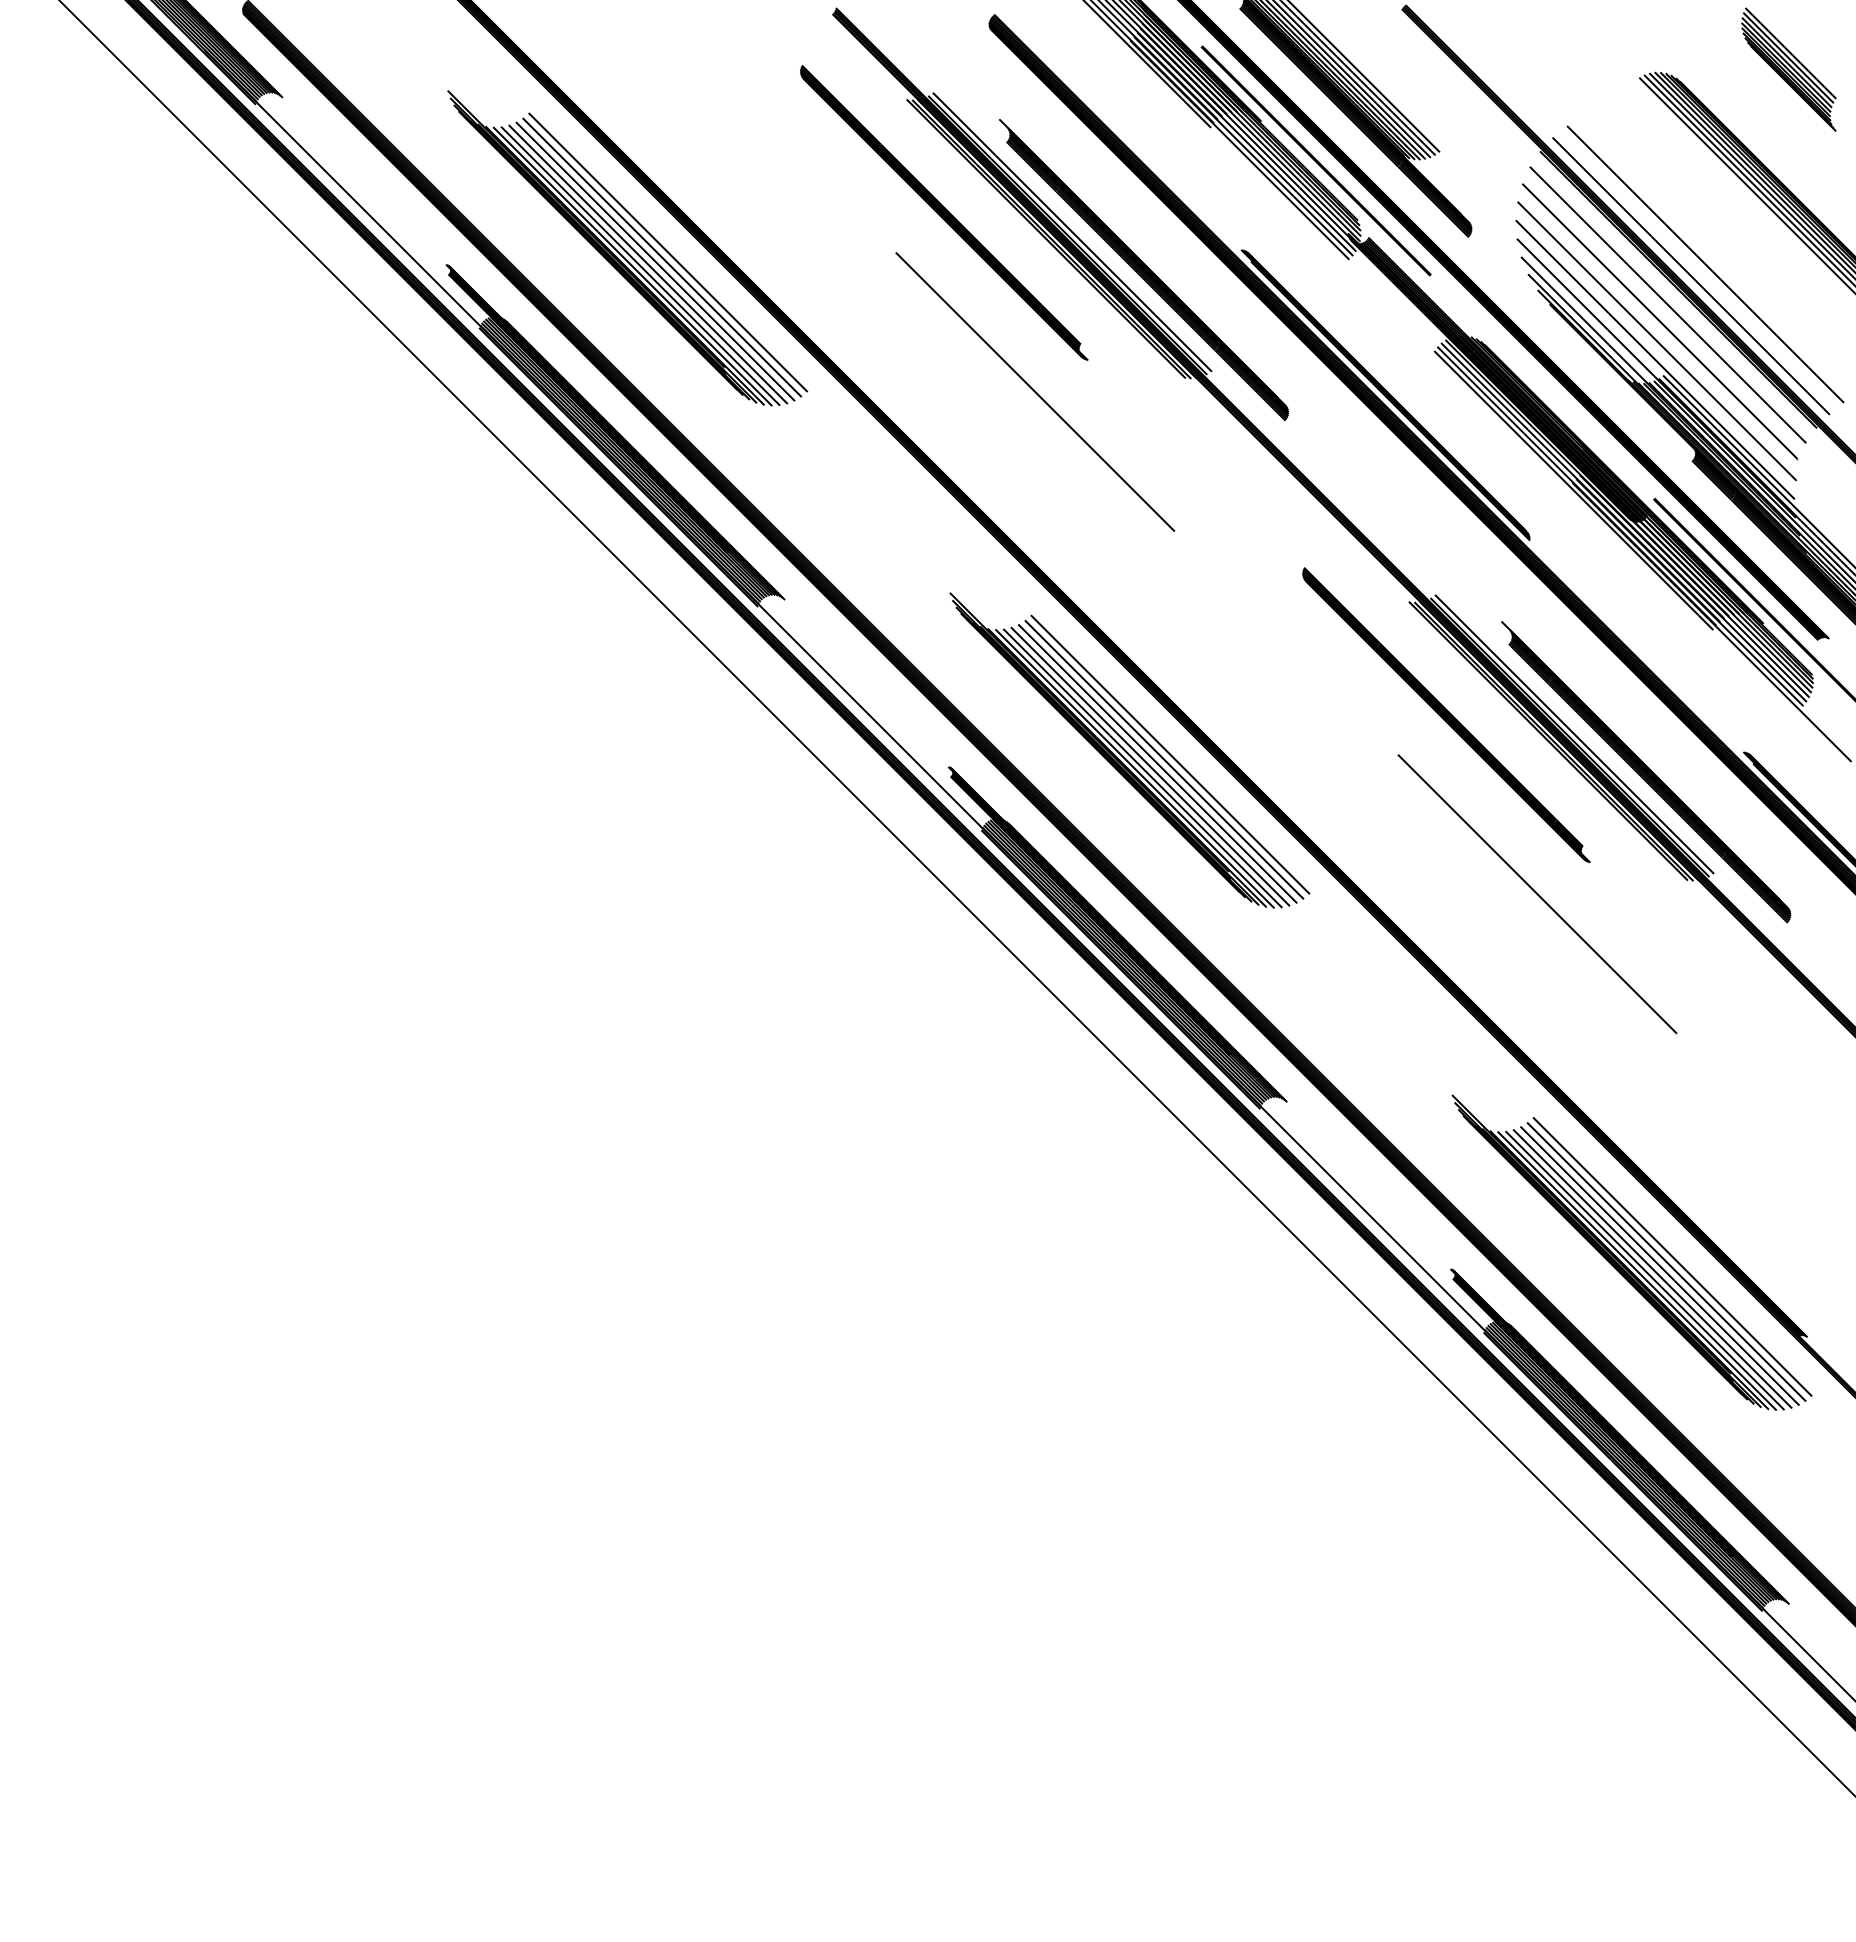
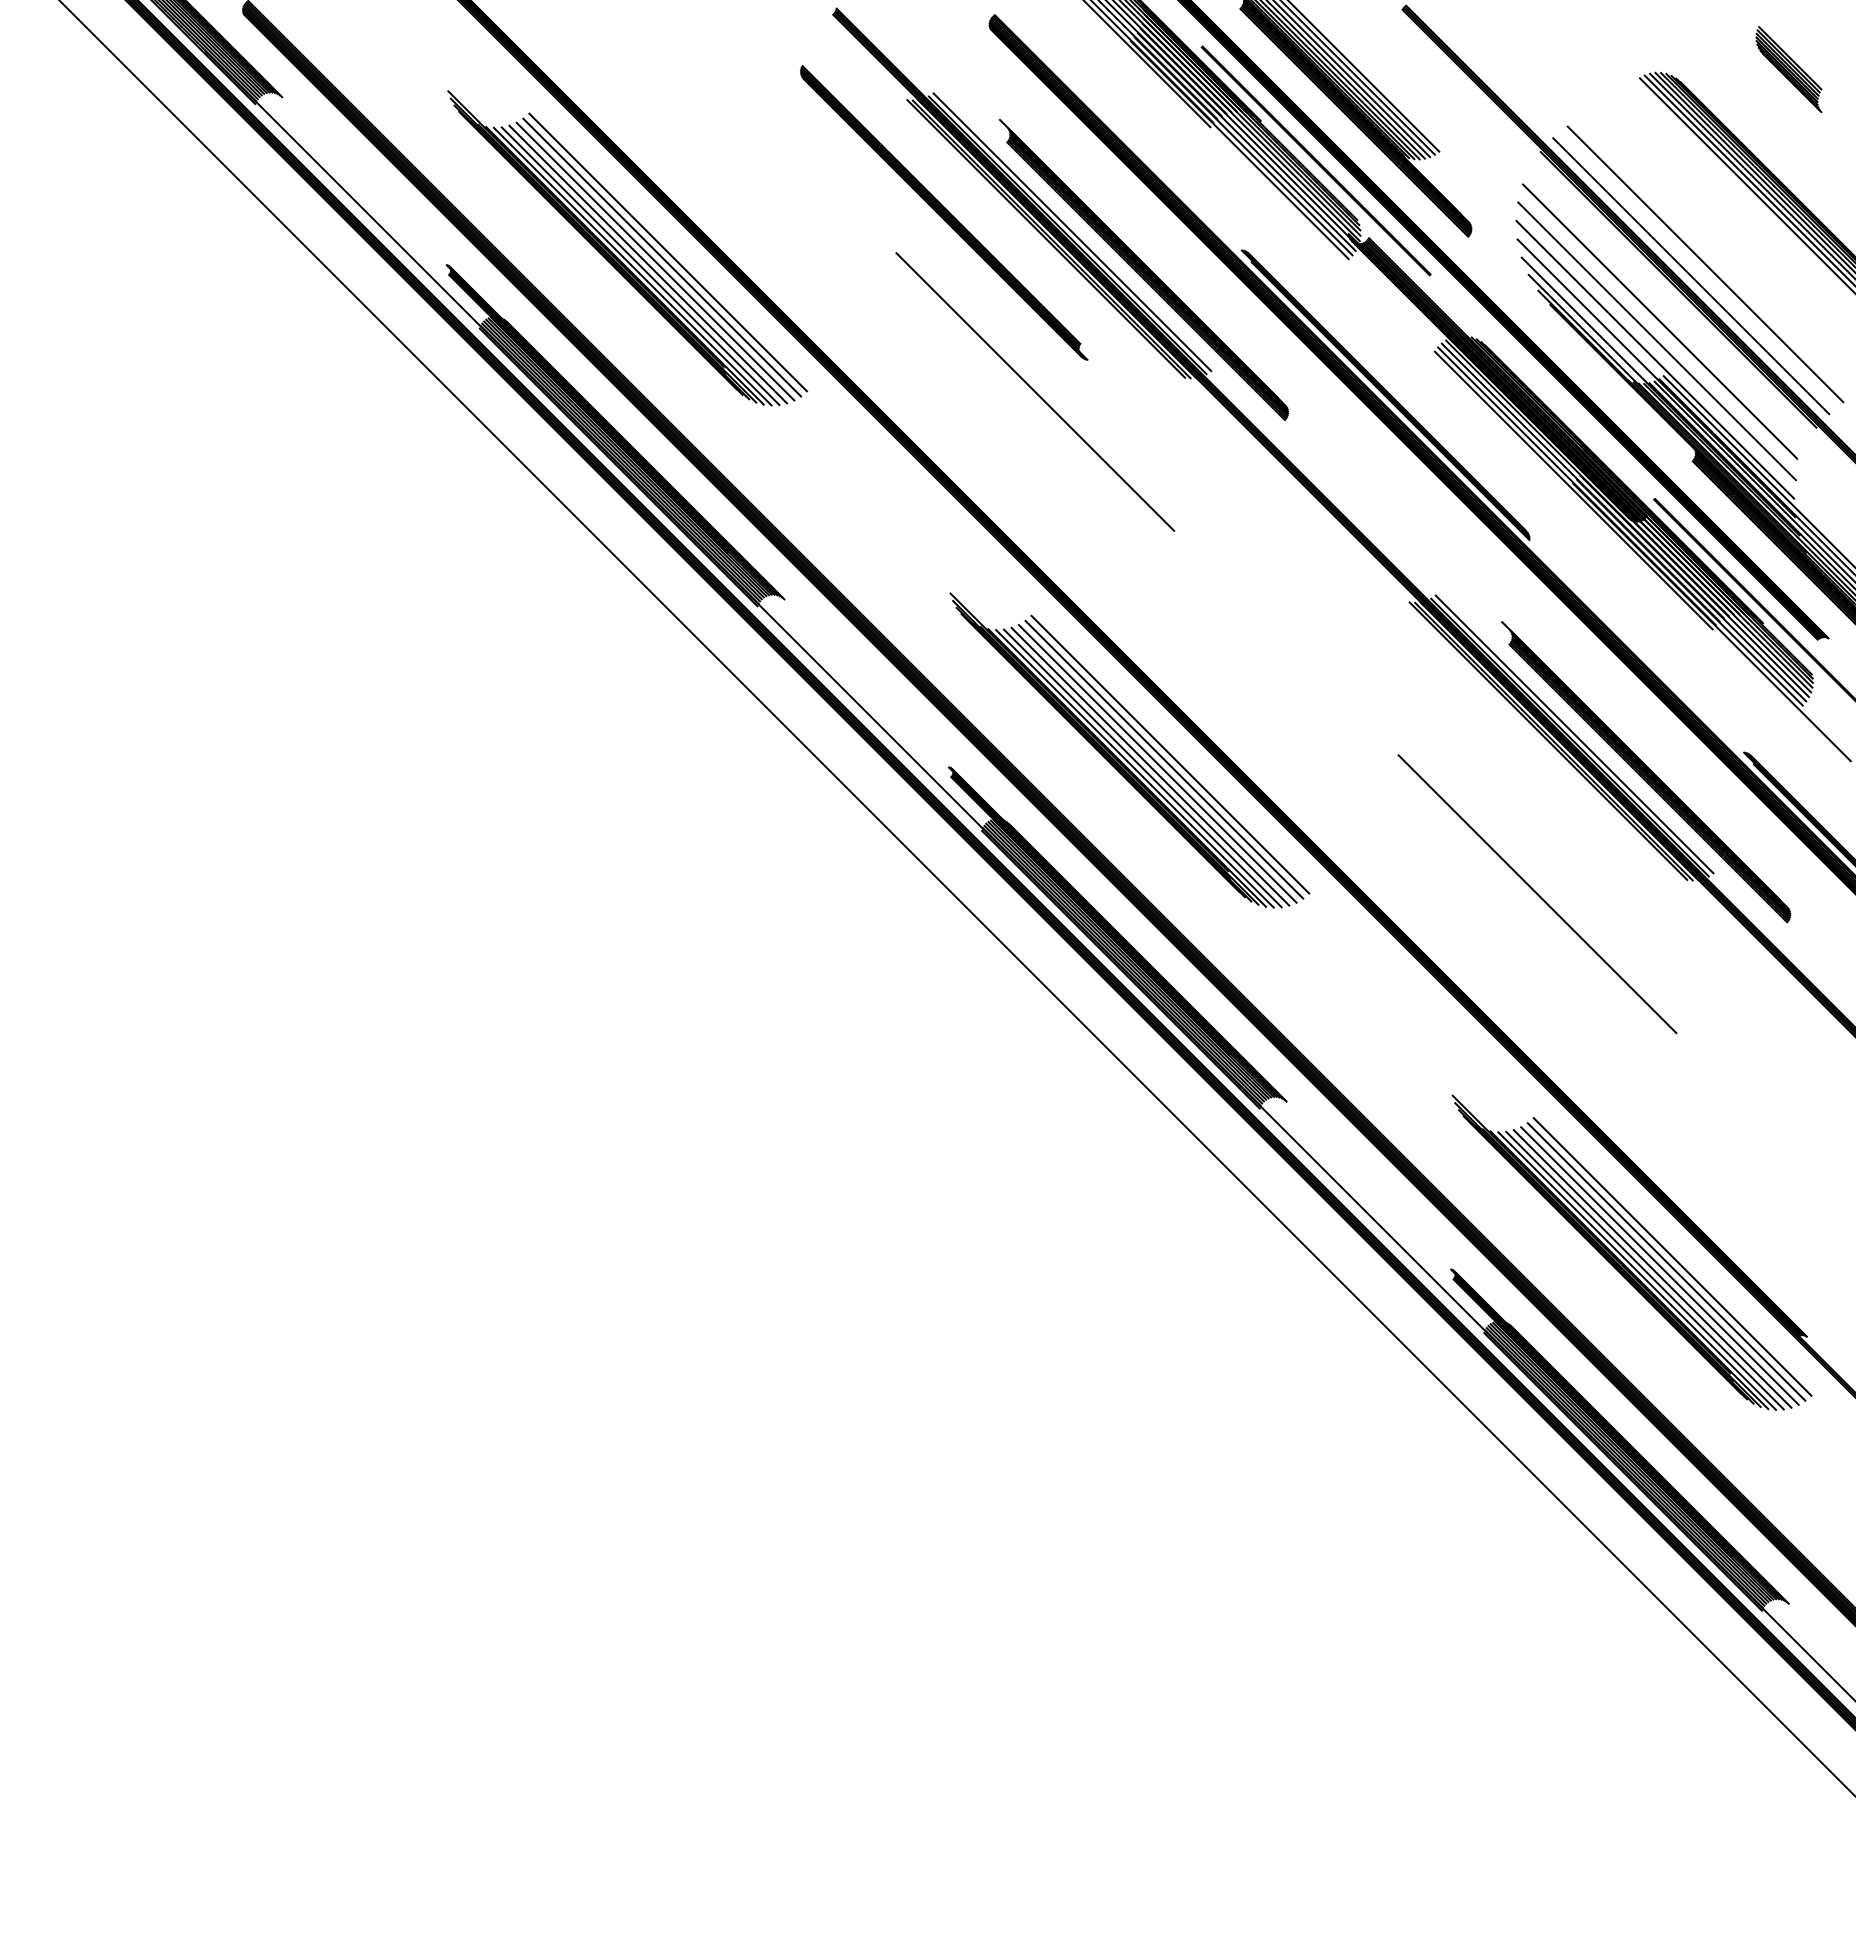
part size: 96x125 px -> 68x88 px (1788, 69)
line: present -> none (1667, 304)
part: present -> none (1446, 715)
